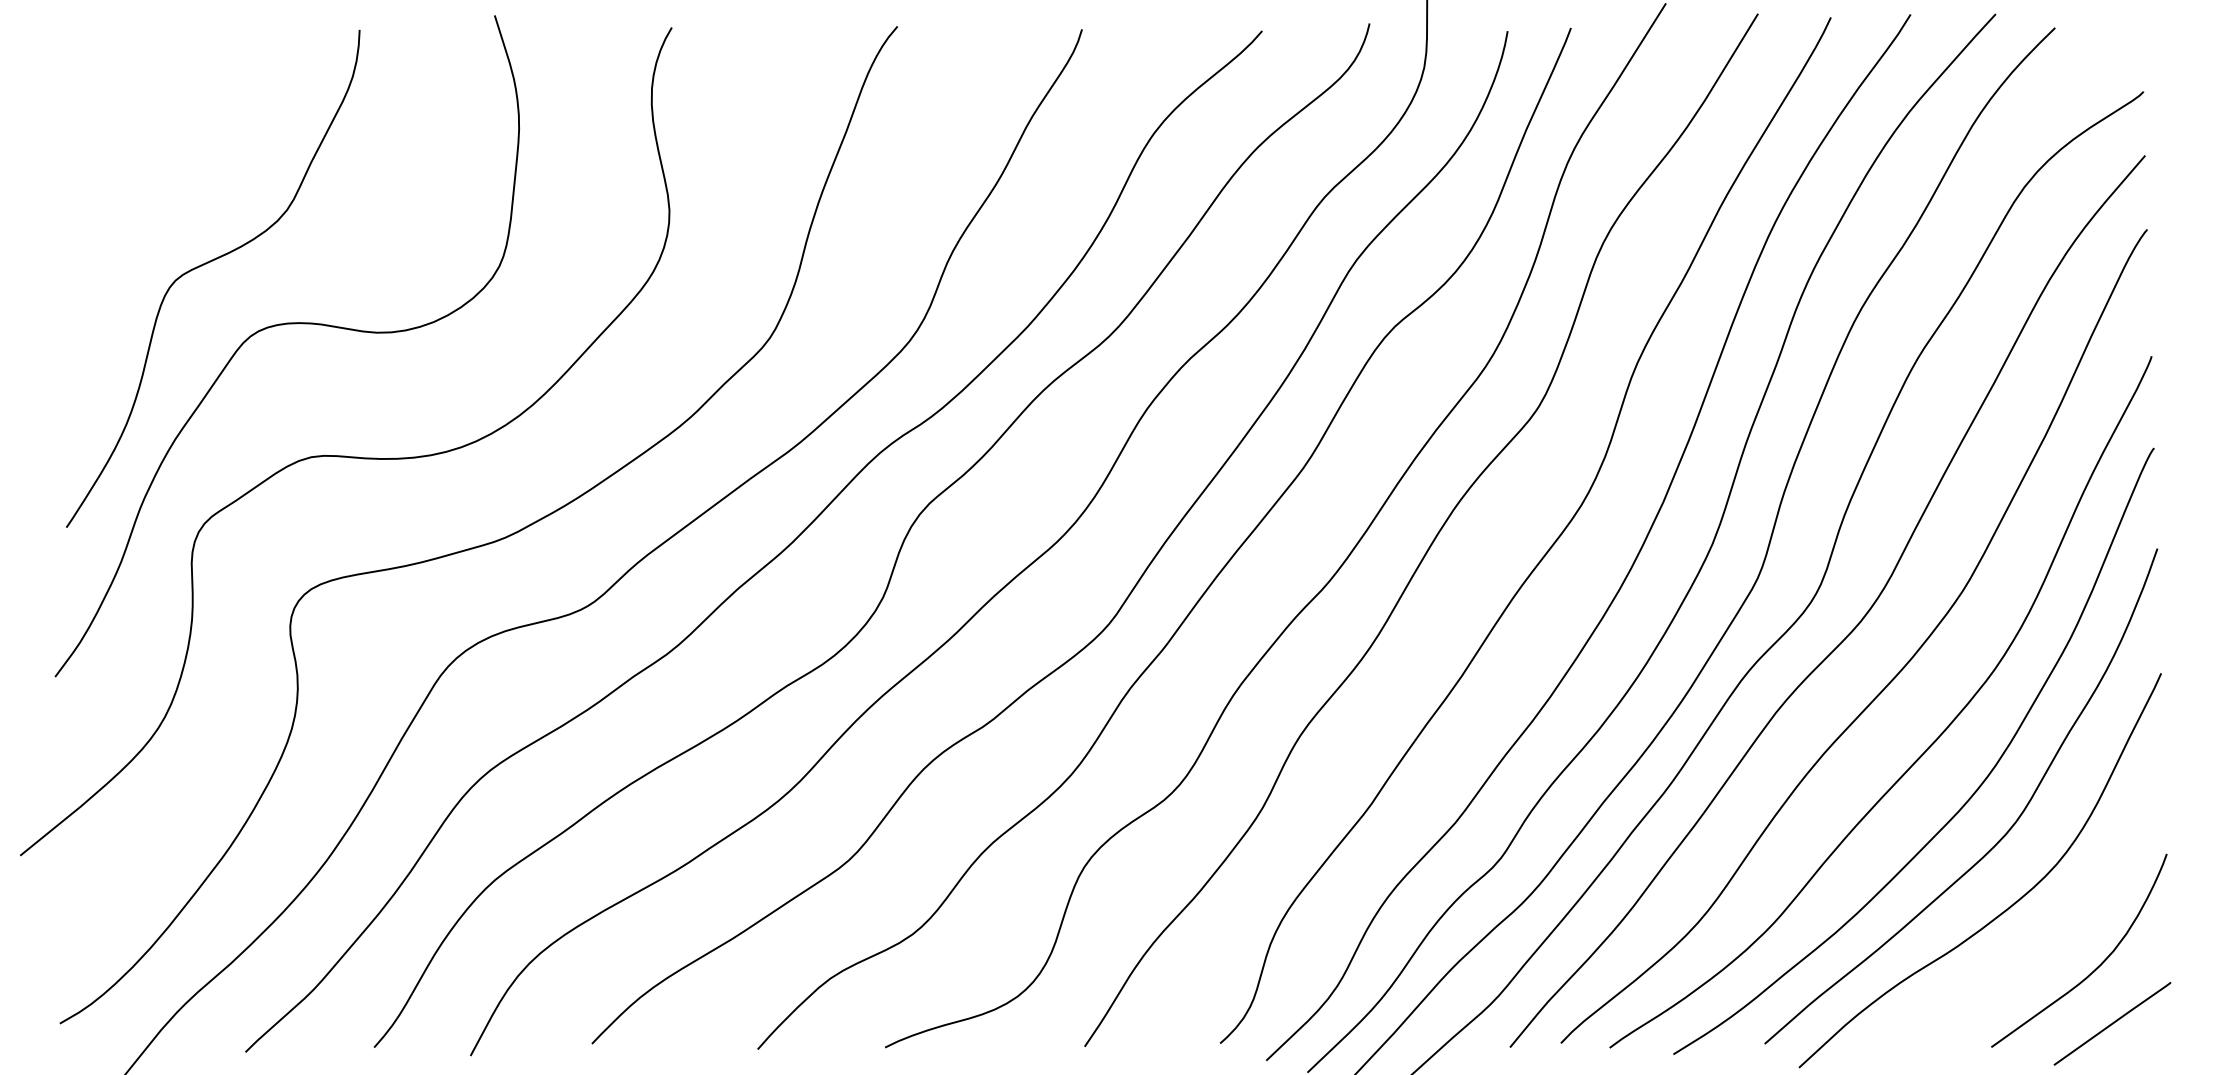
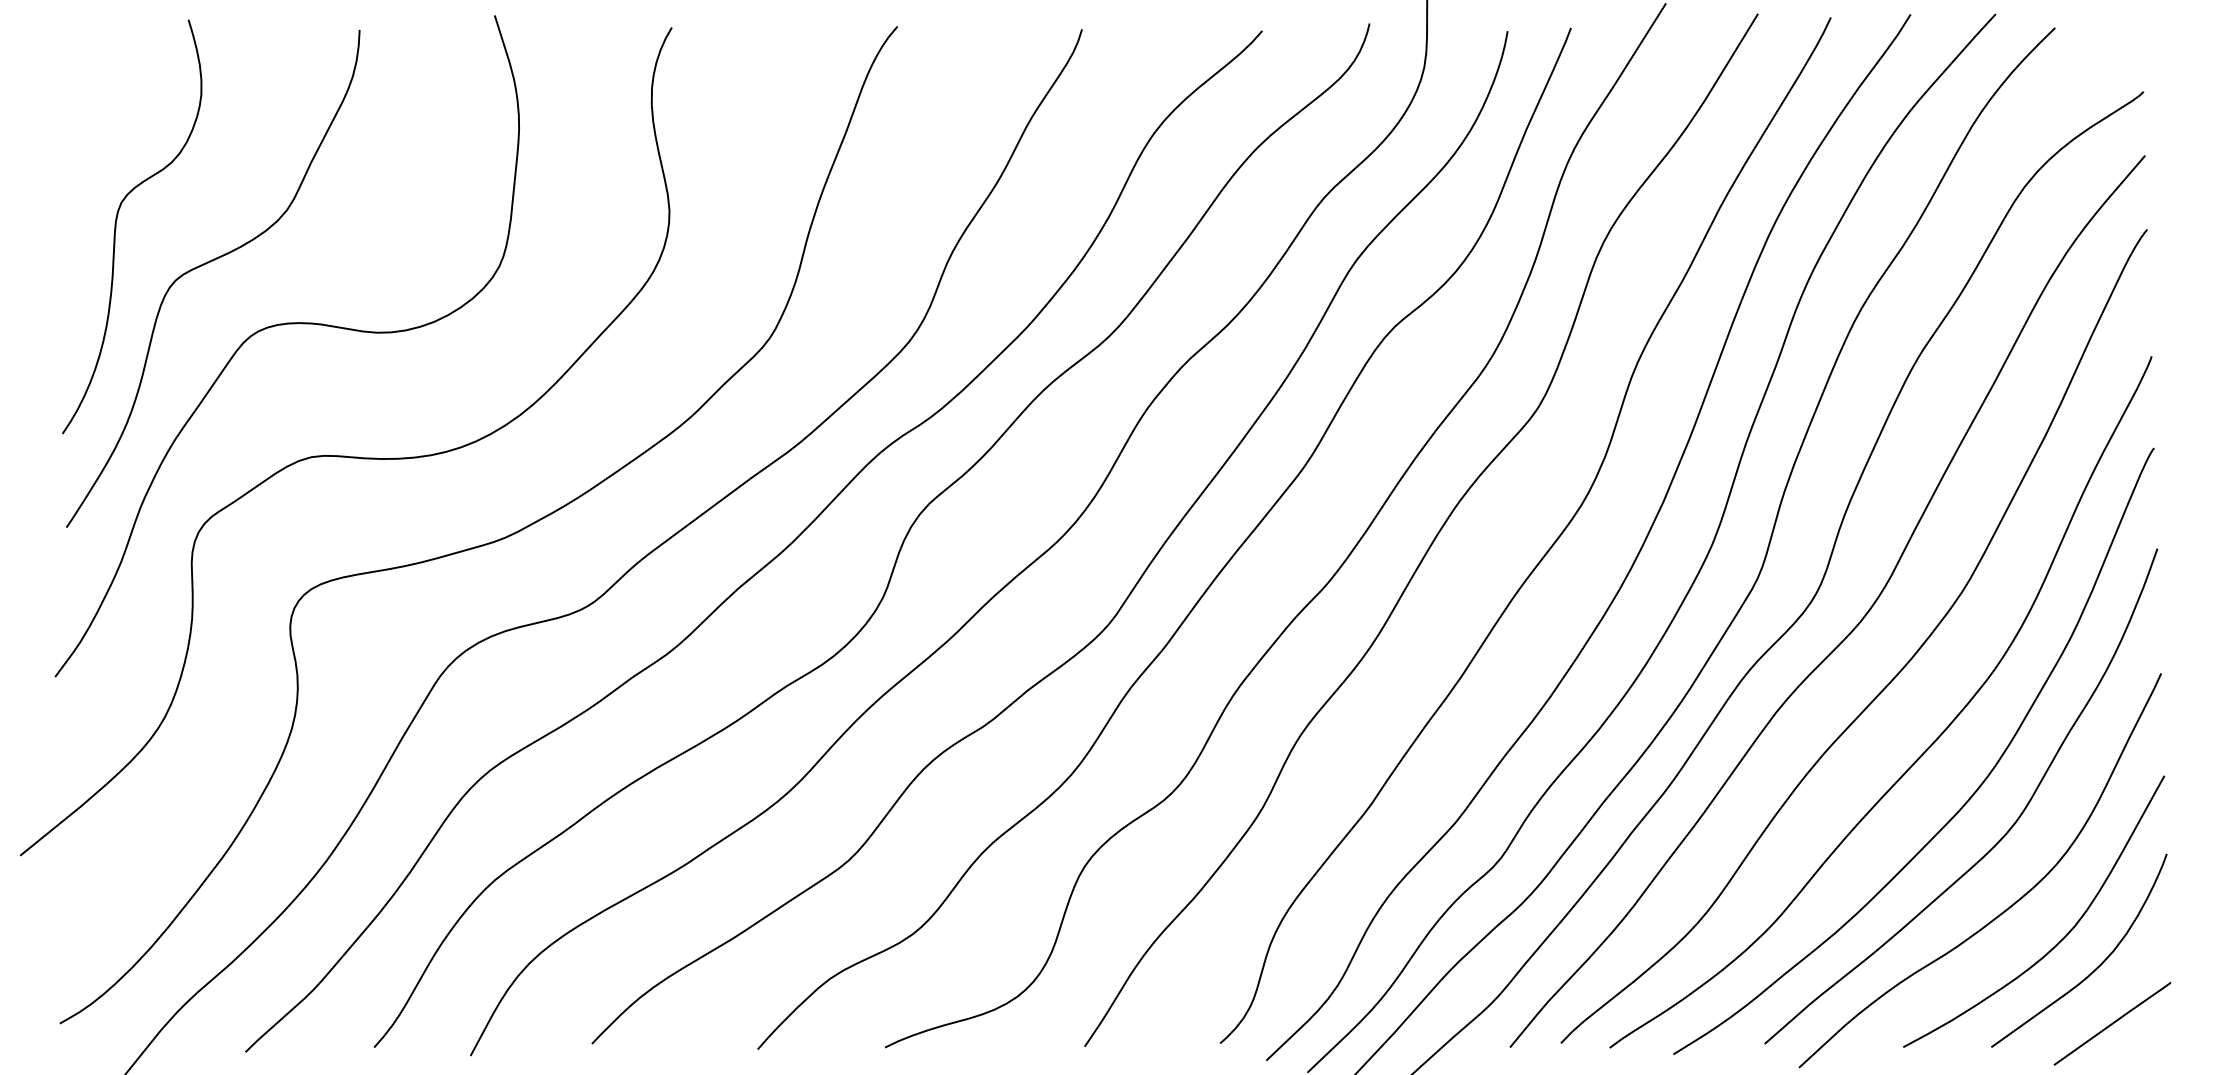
curve: none -> present (116, 226)
curve: none -> present (2066, 933)
